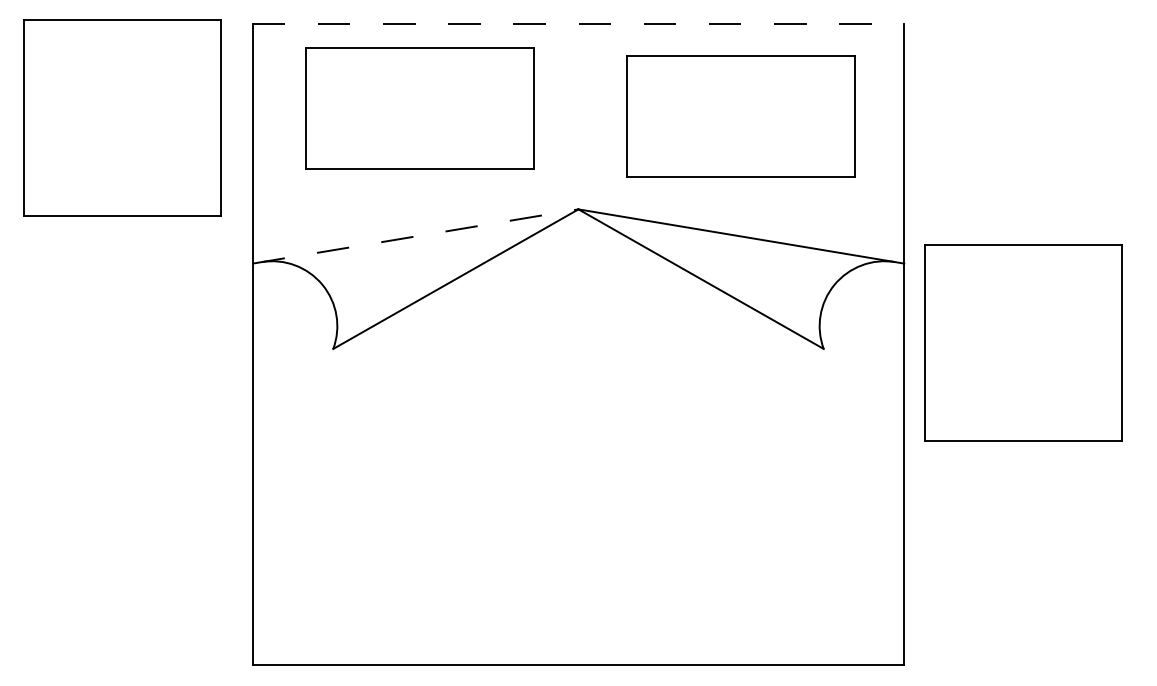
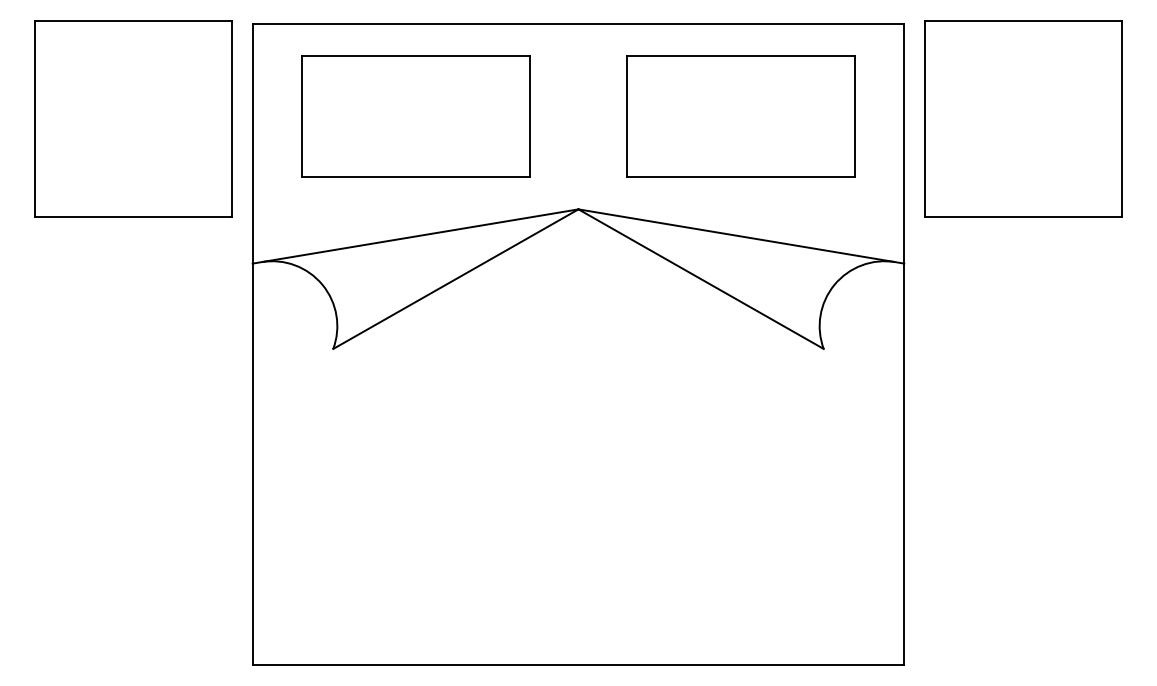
line: dashed -> solid (578, 23)
part position: (419, 108) -> (415, 116) (415, 116)
part position: (122, 117) -> (133, 118) (133, 118)
line: dashed -> solid (416, 236)
part position: (1023, 342) -> (1023, 118) (1023, 118)
